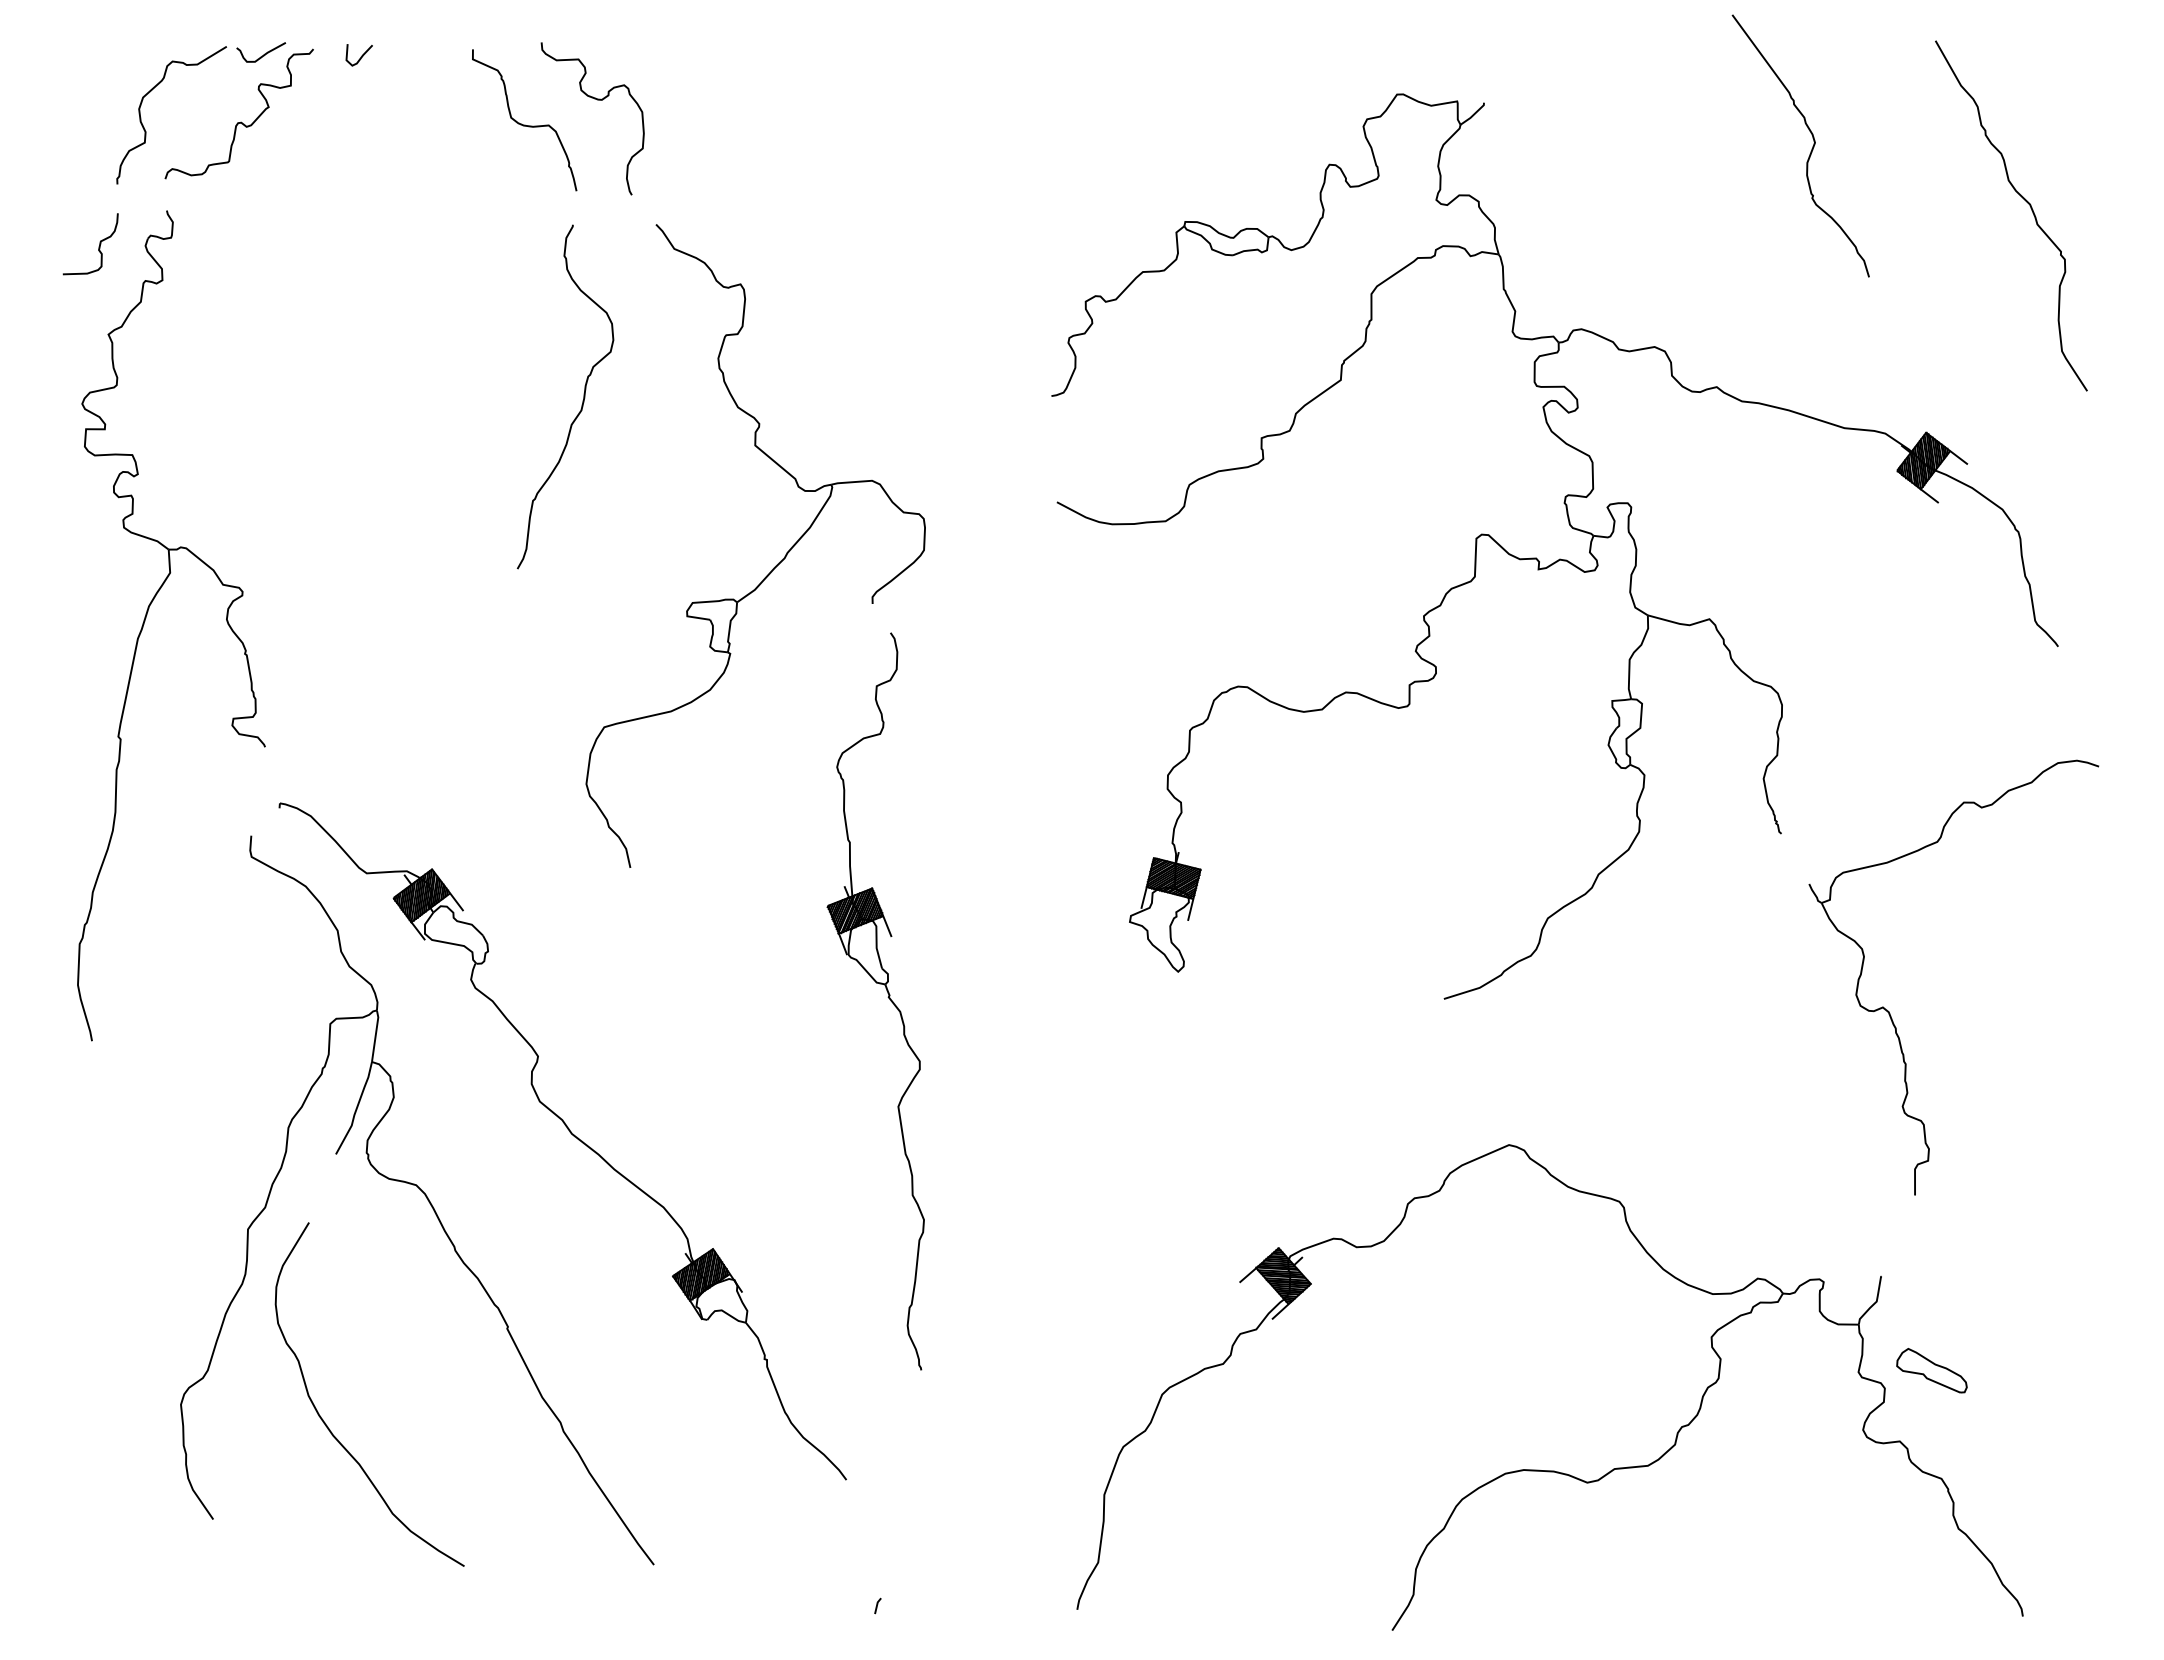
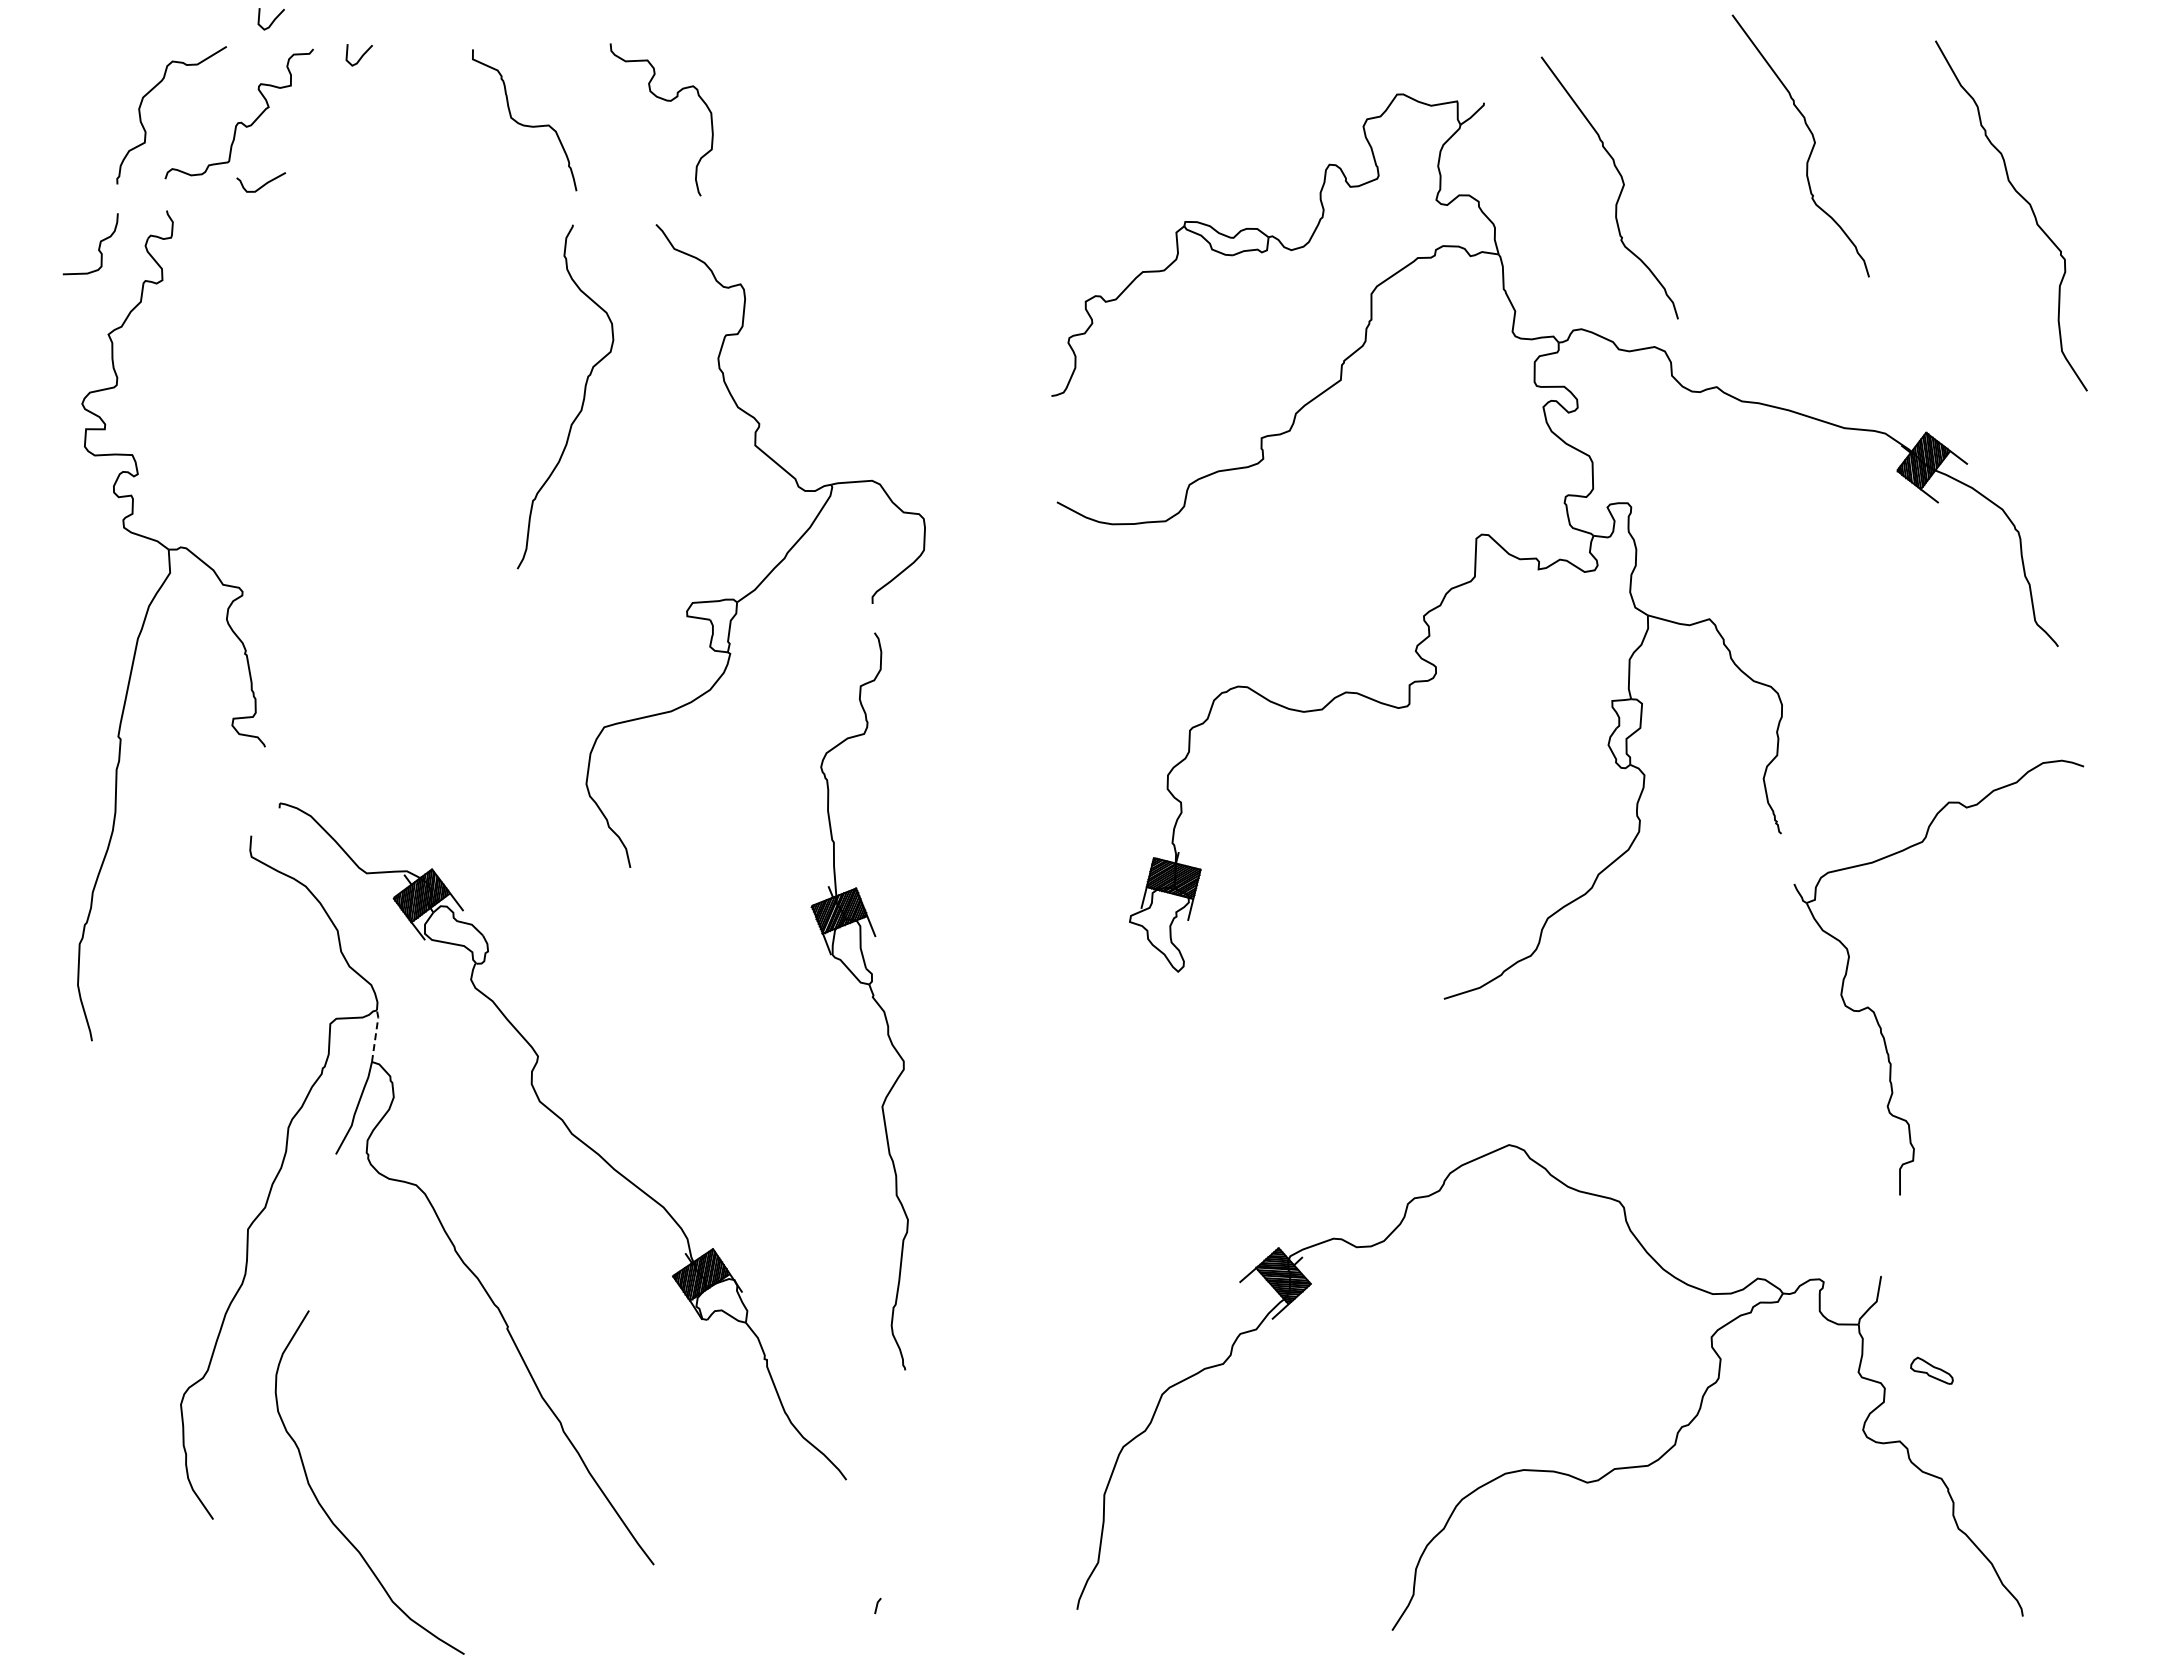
curve: none -> present (272, 21)
curve position: (263, 54) -> (263, 184) (263, 184)
curve position: (597, 100) -> (666, 101) (666, 101)
curve: none -> present (1620, 190)
part position: (887, 997) -> (871, 997) (871, 997)
part position: (1889, 1011) -> (1874, 1011) (1874, 1011)
line: solid -> dashed (375, 1034)
part size: 72x46 px -> 44x29 px (1931, 1370)
curve position: (325, 1422) -> (325, 1510) (325, 1510)
